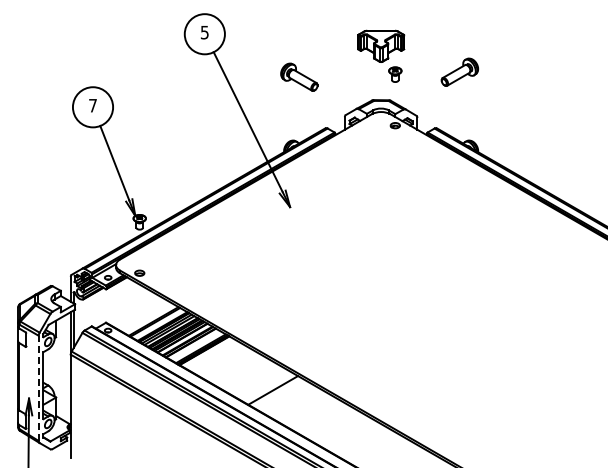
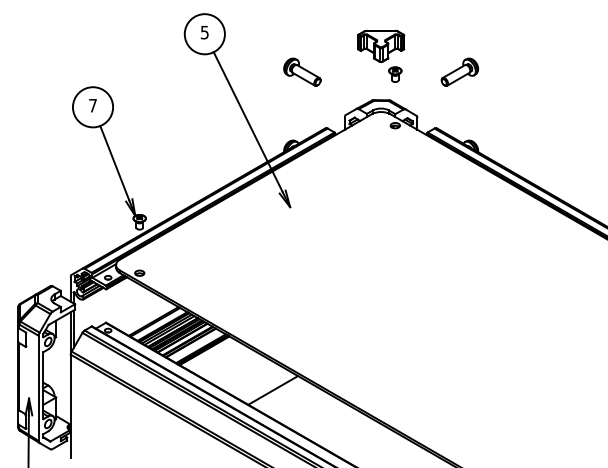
part position: (299, 76) -> (302, 71) (302, 71)
line: dashed -> solid (38, 388)
